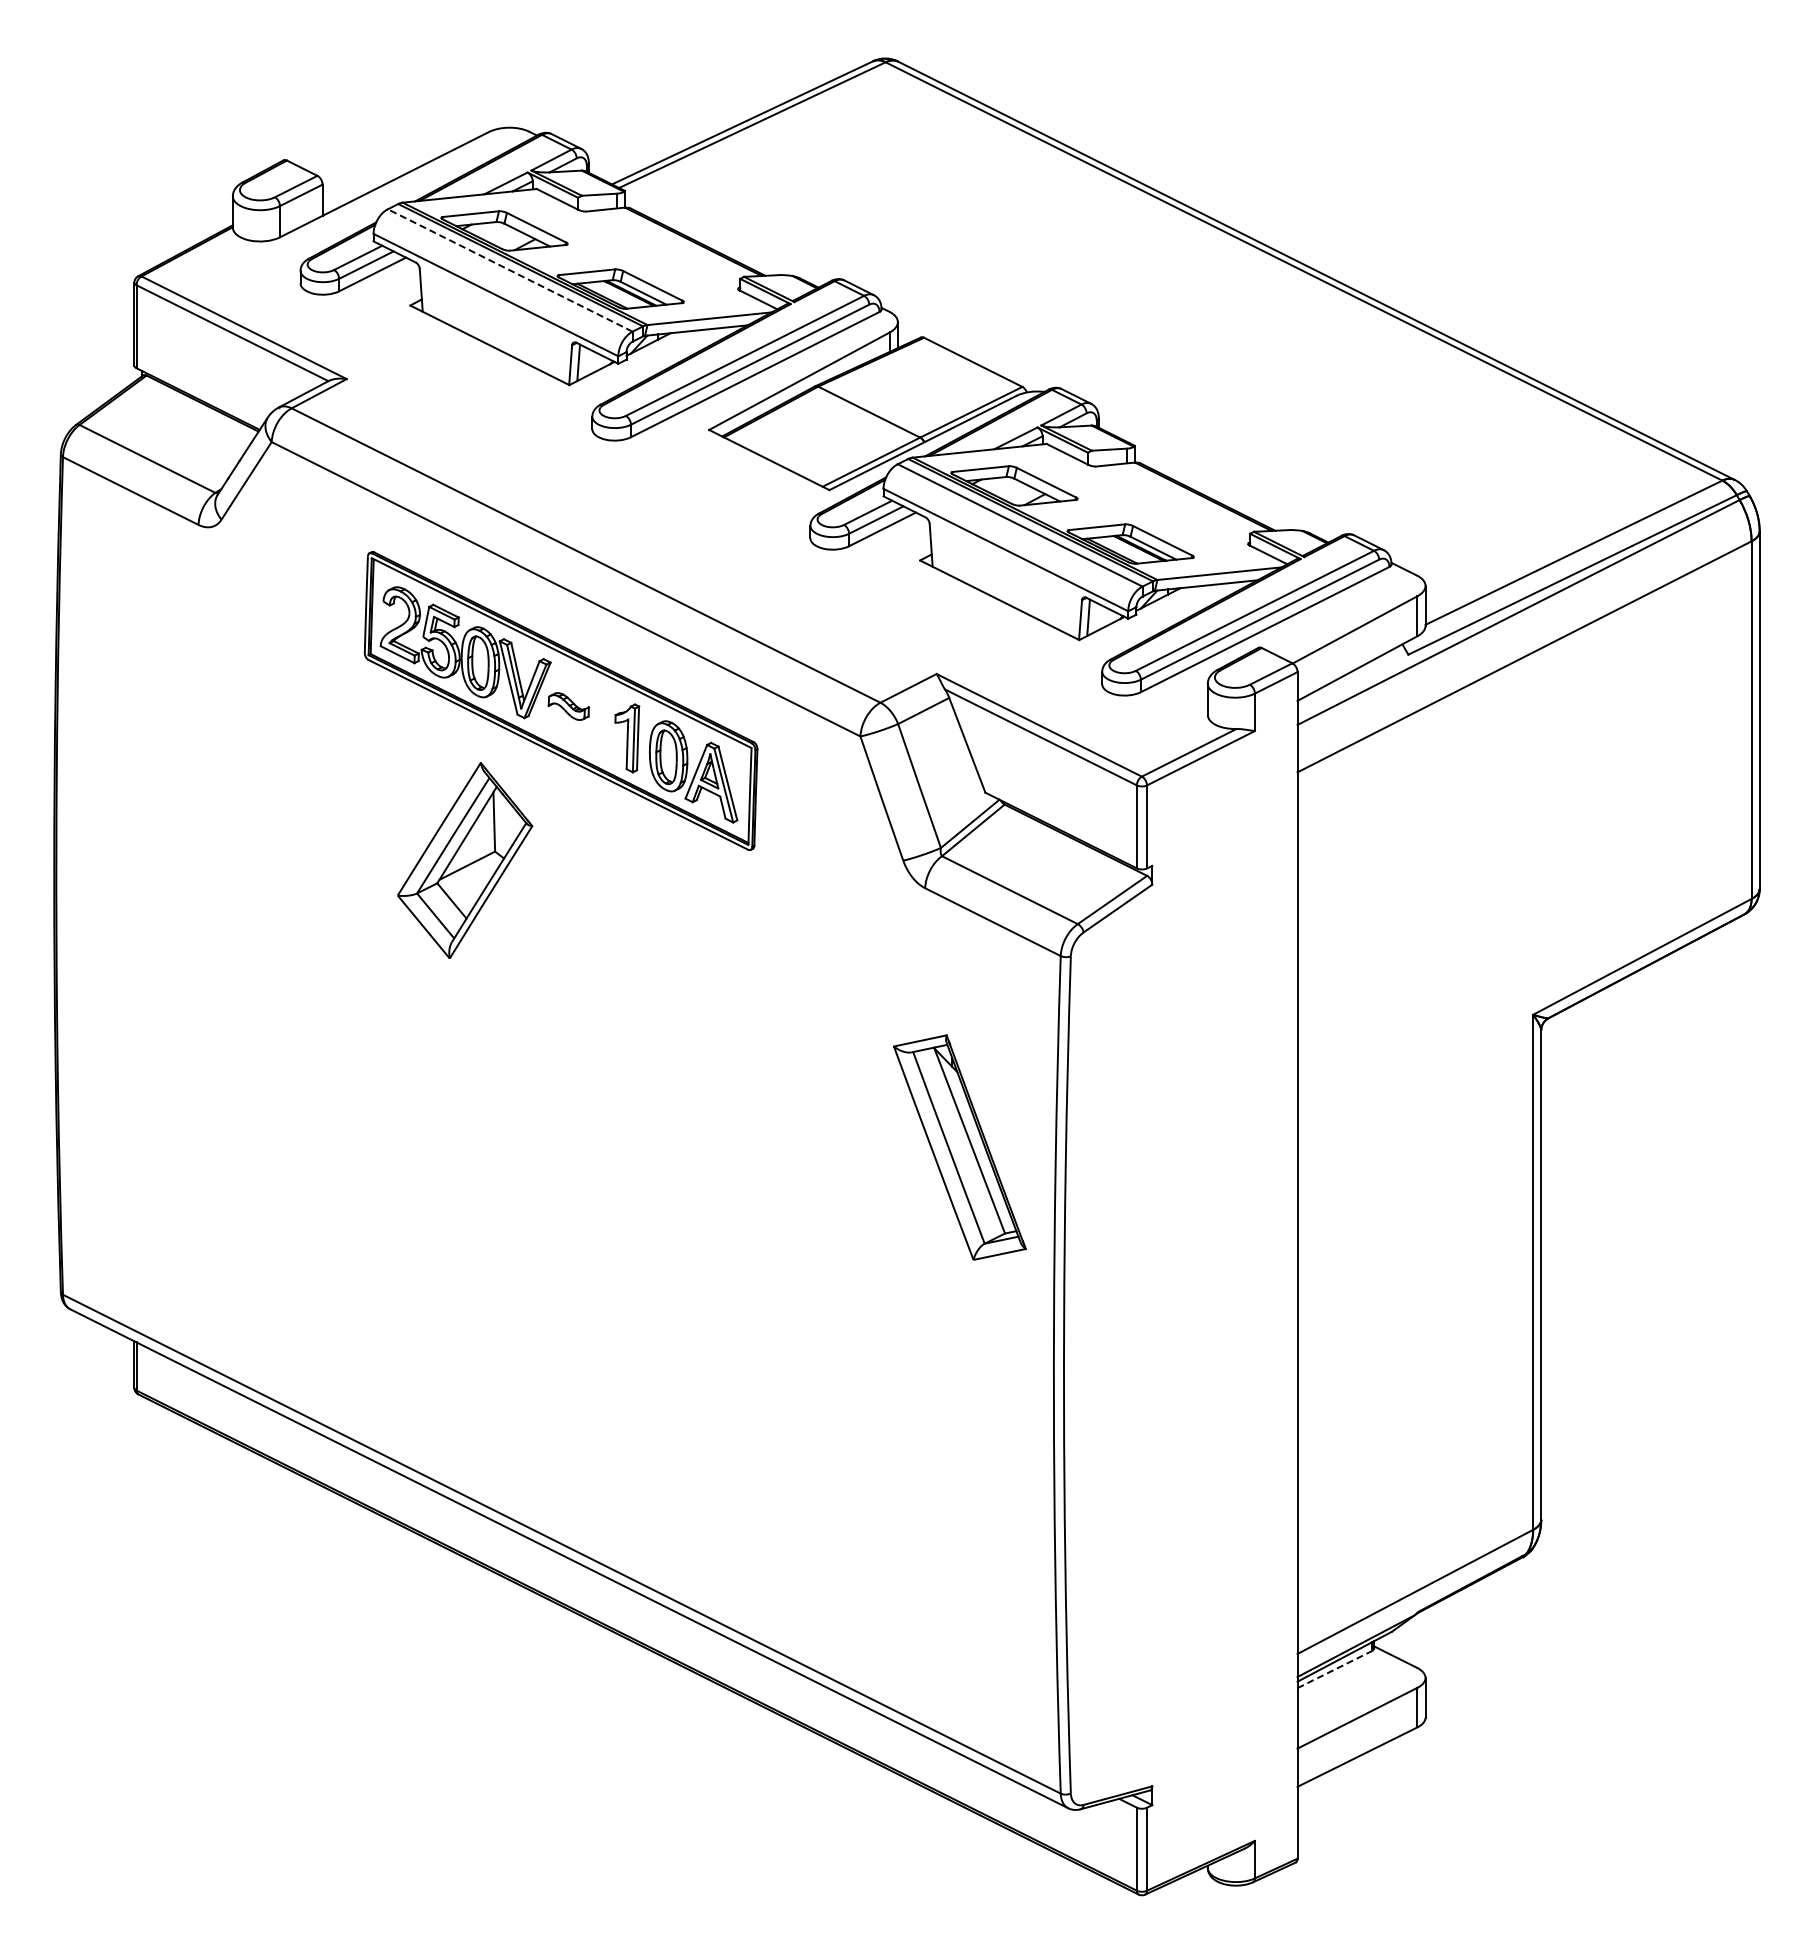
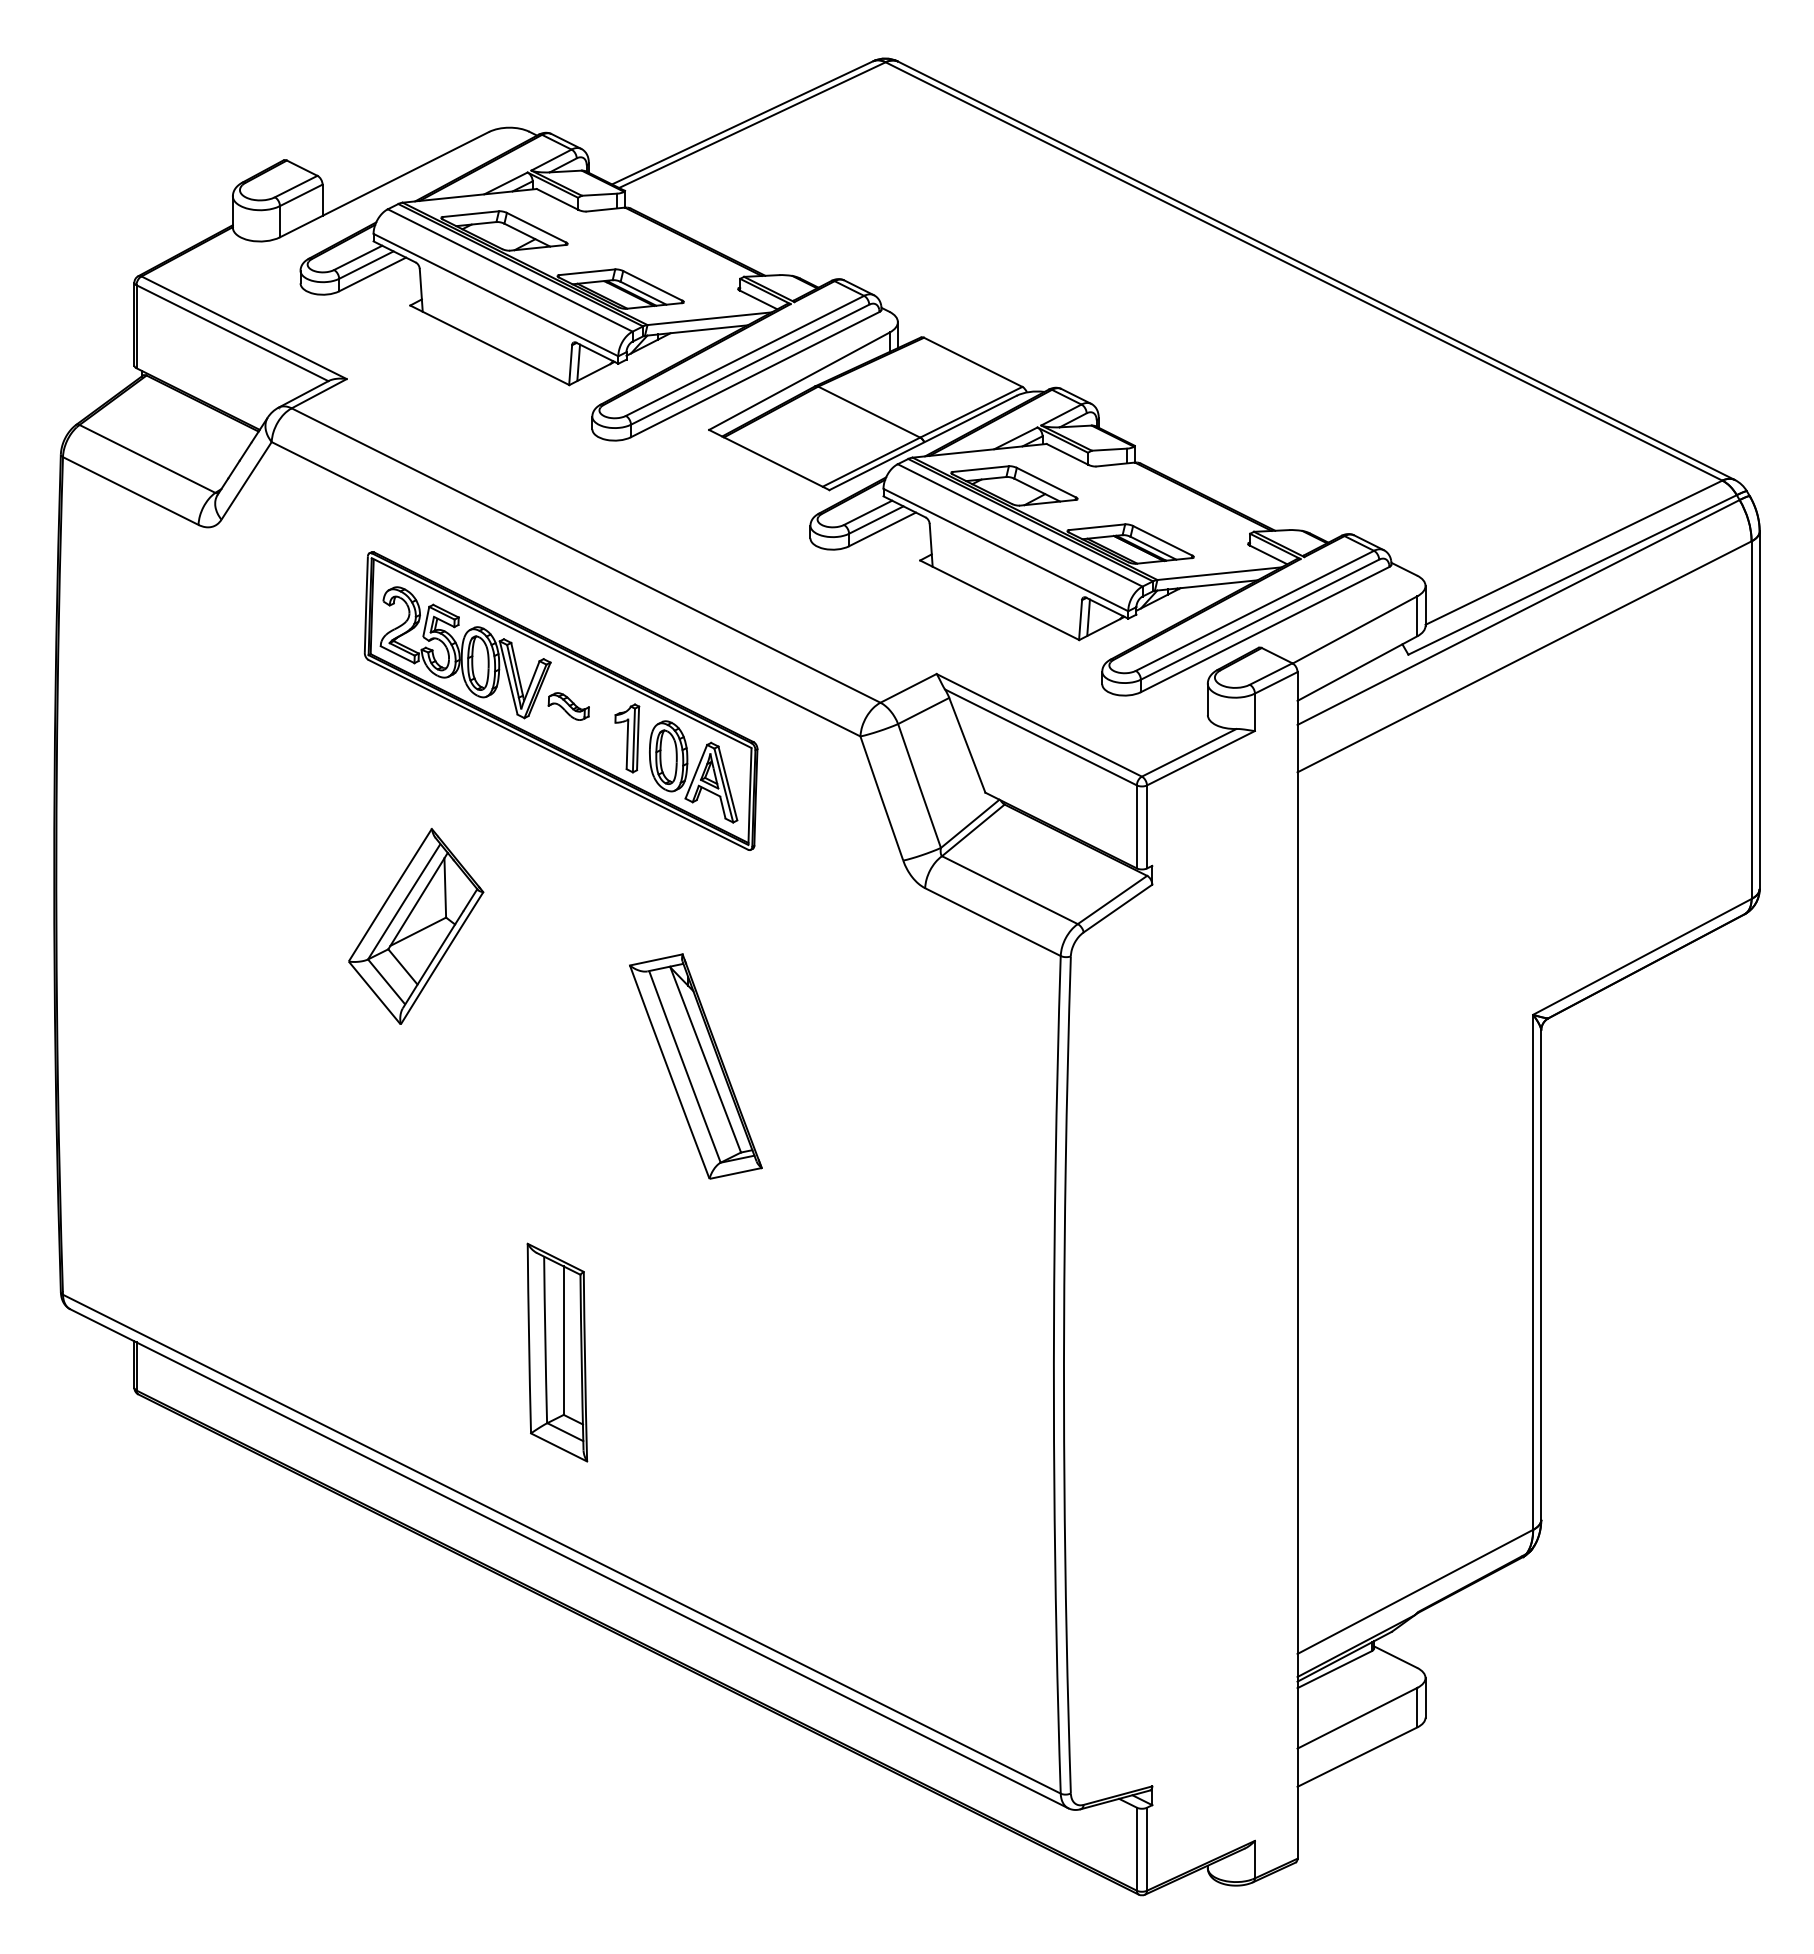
line: dashed -> solid (510, 270)
part position: (465, 860) -> (416, 926) (416, 926)
part position: (959, 1147) -> (695, 1066) (695, 1066)
part: none -> present (557, 1352)
line: dashed -> solid (1335, 1669)
